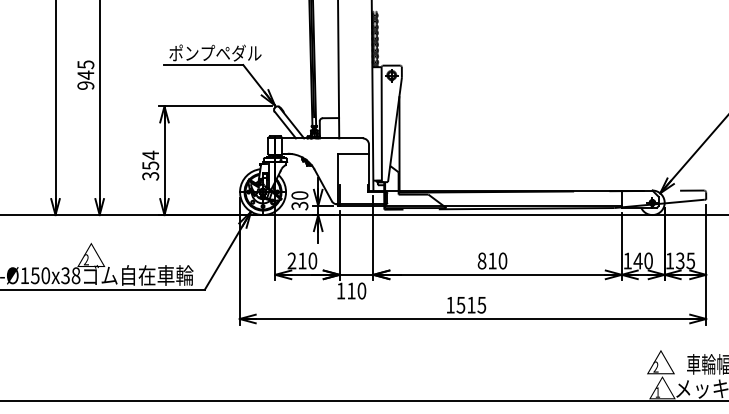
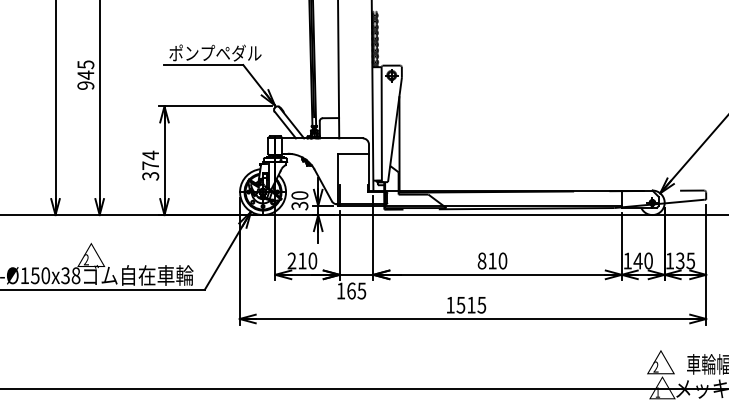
text: 354 -> 374 (150, 165)
text: 110 -> 165 (356, 290)
line position: (363, 401) -> (363, 389) (363, 389)
